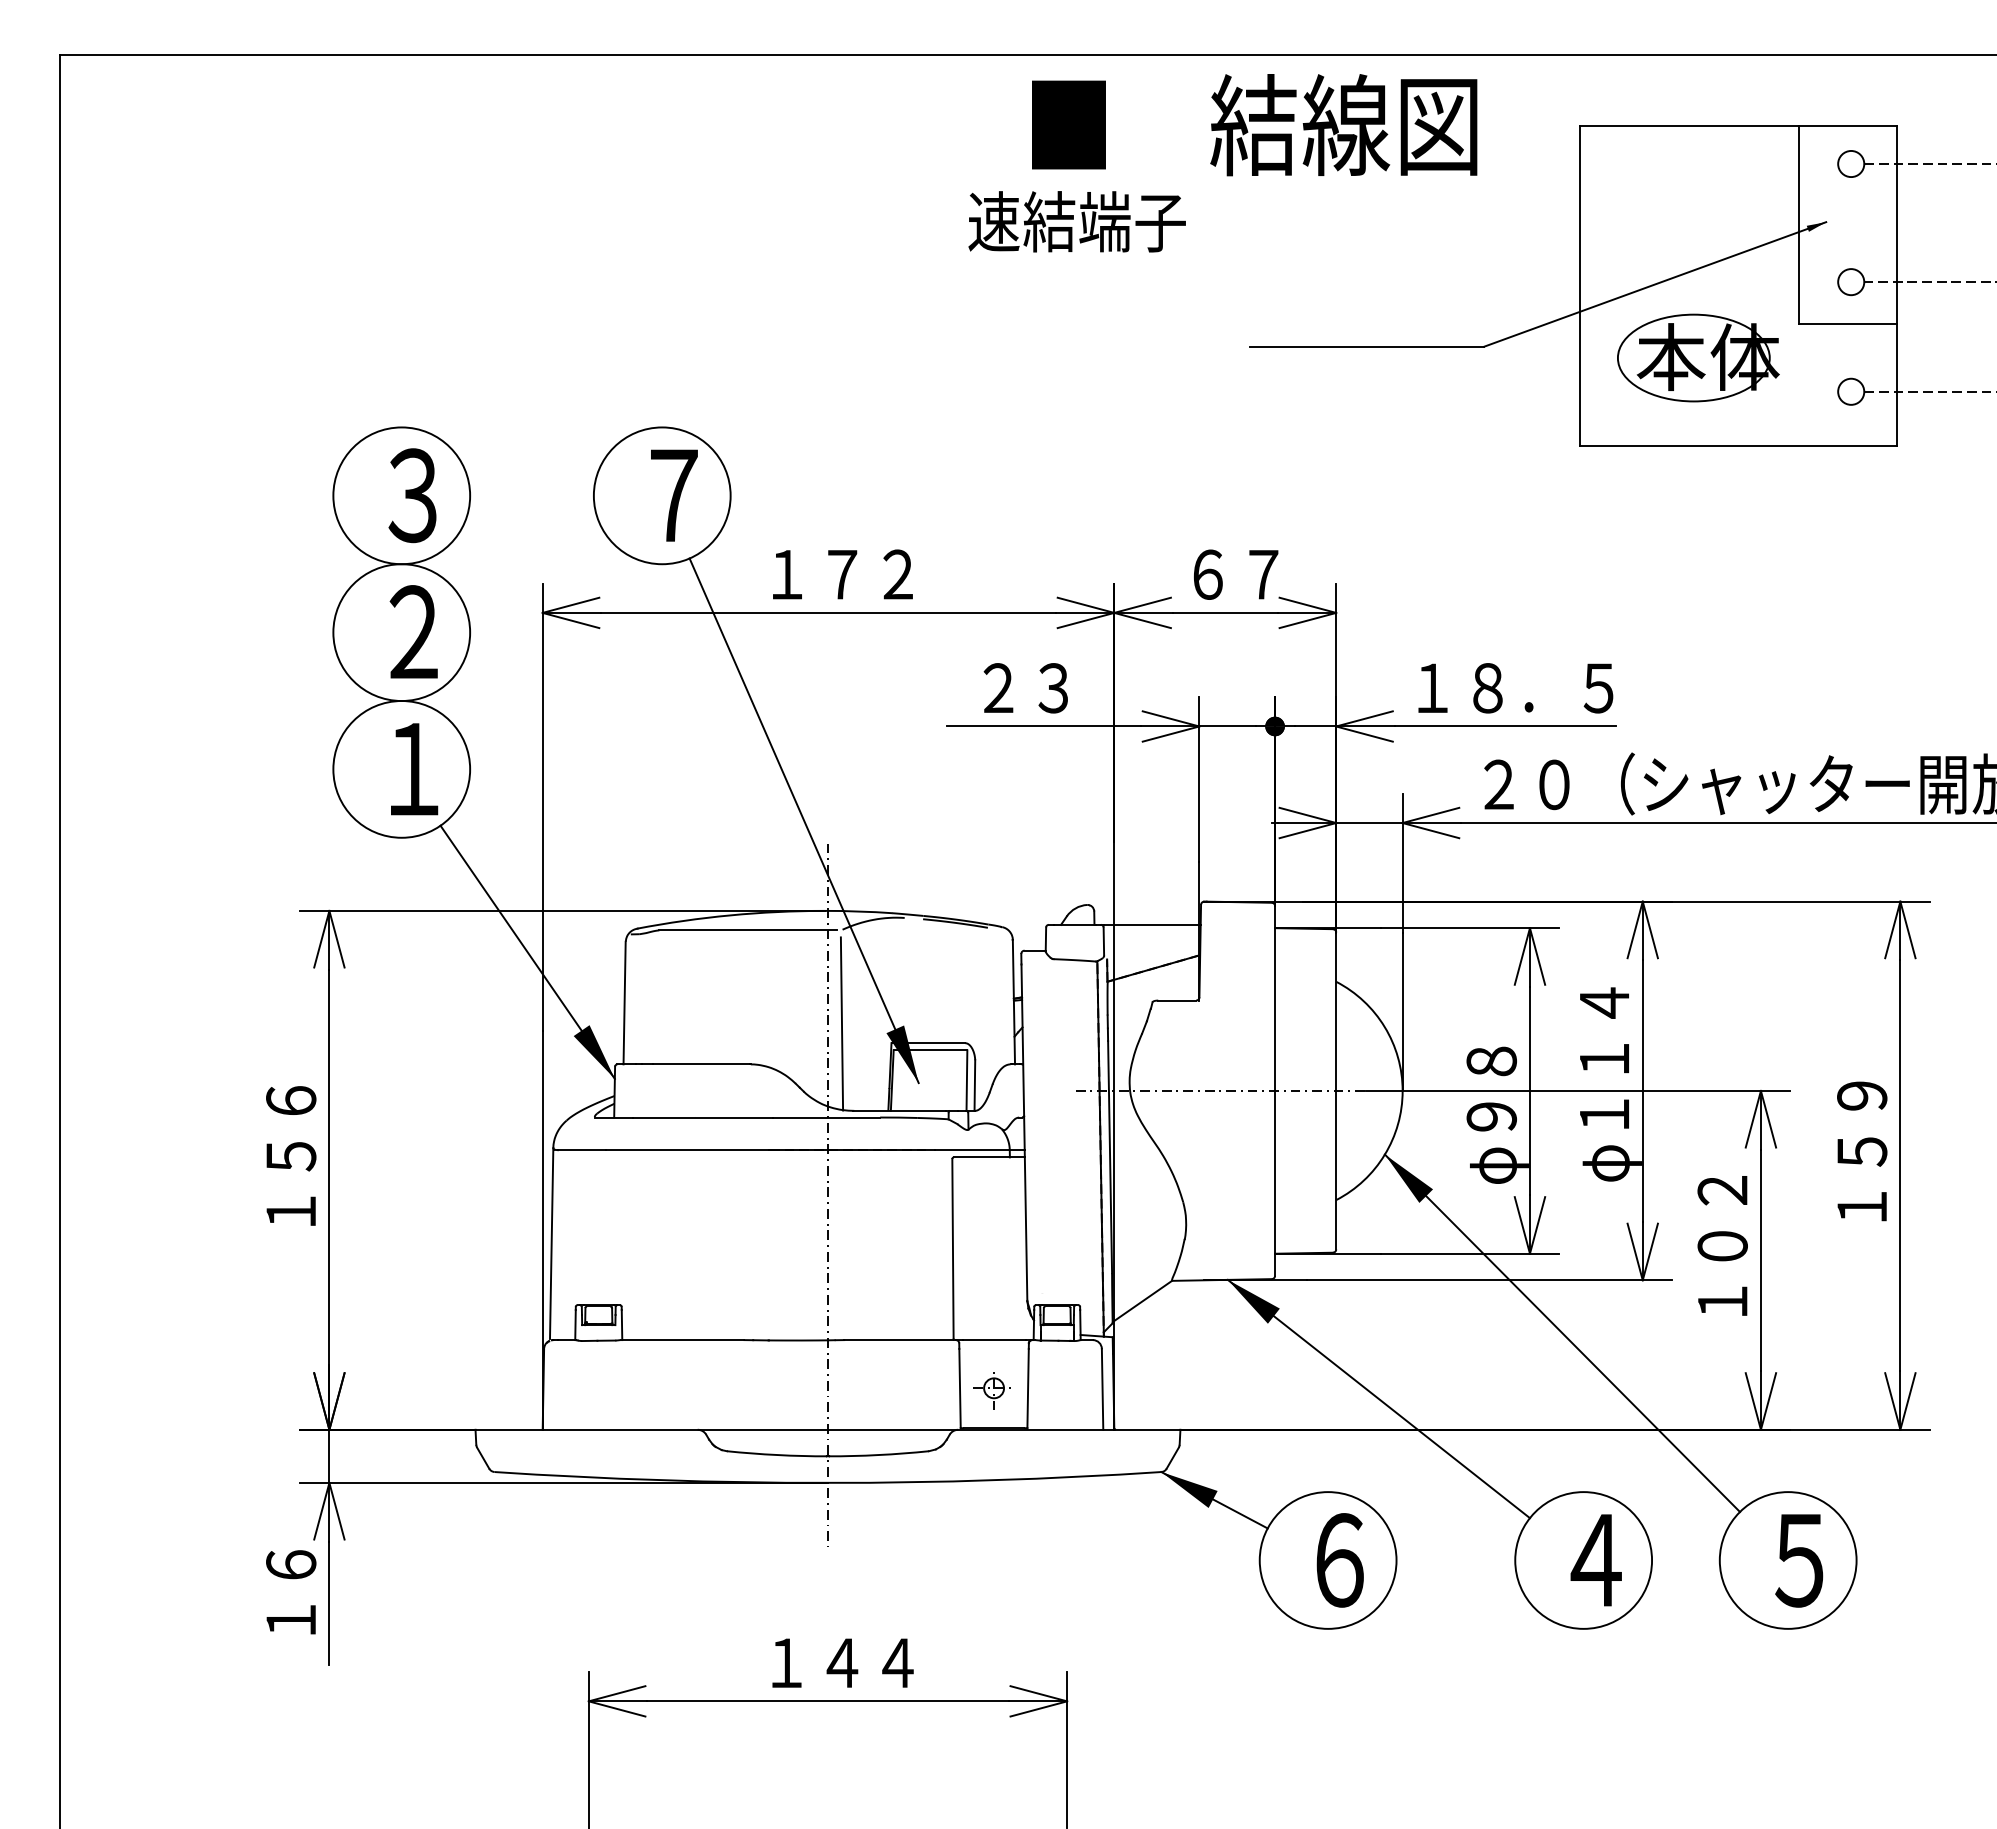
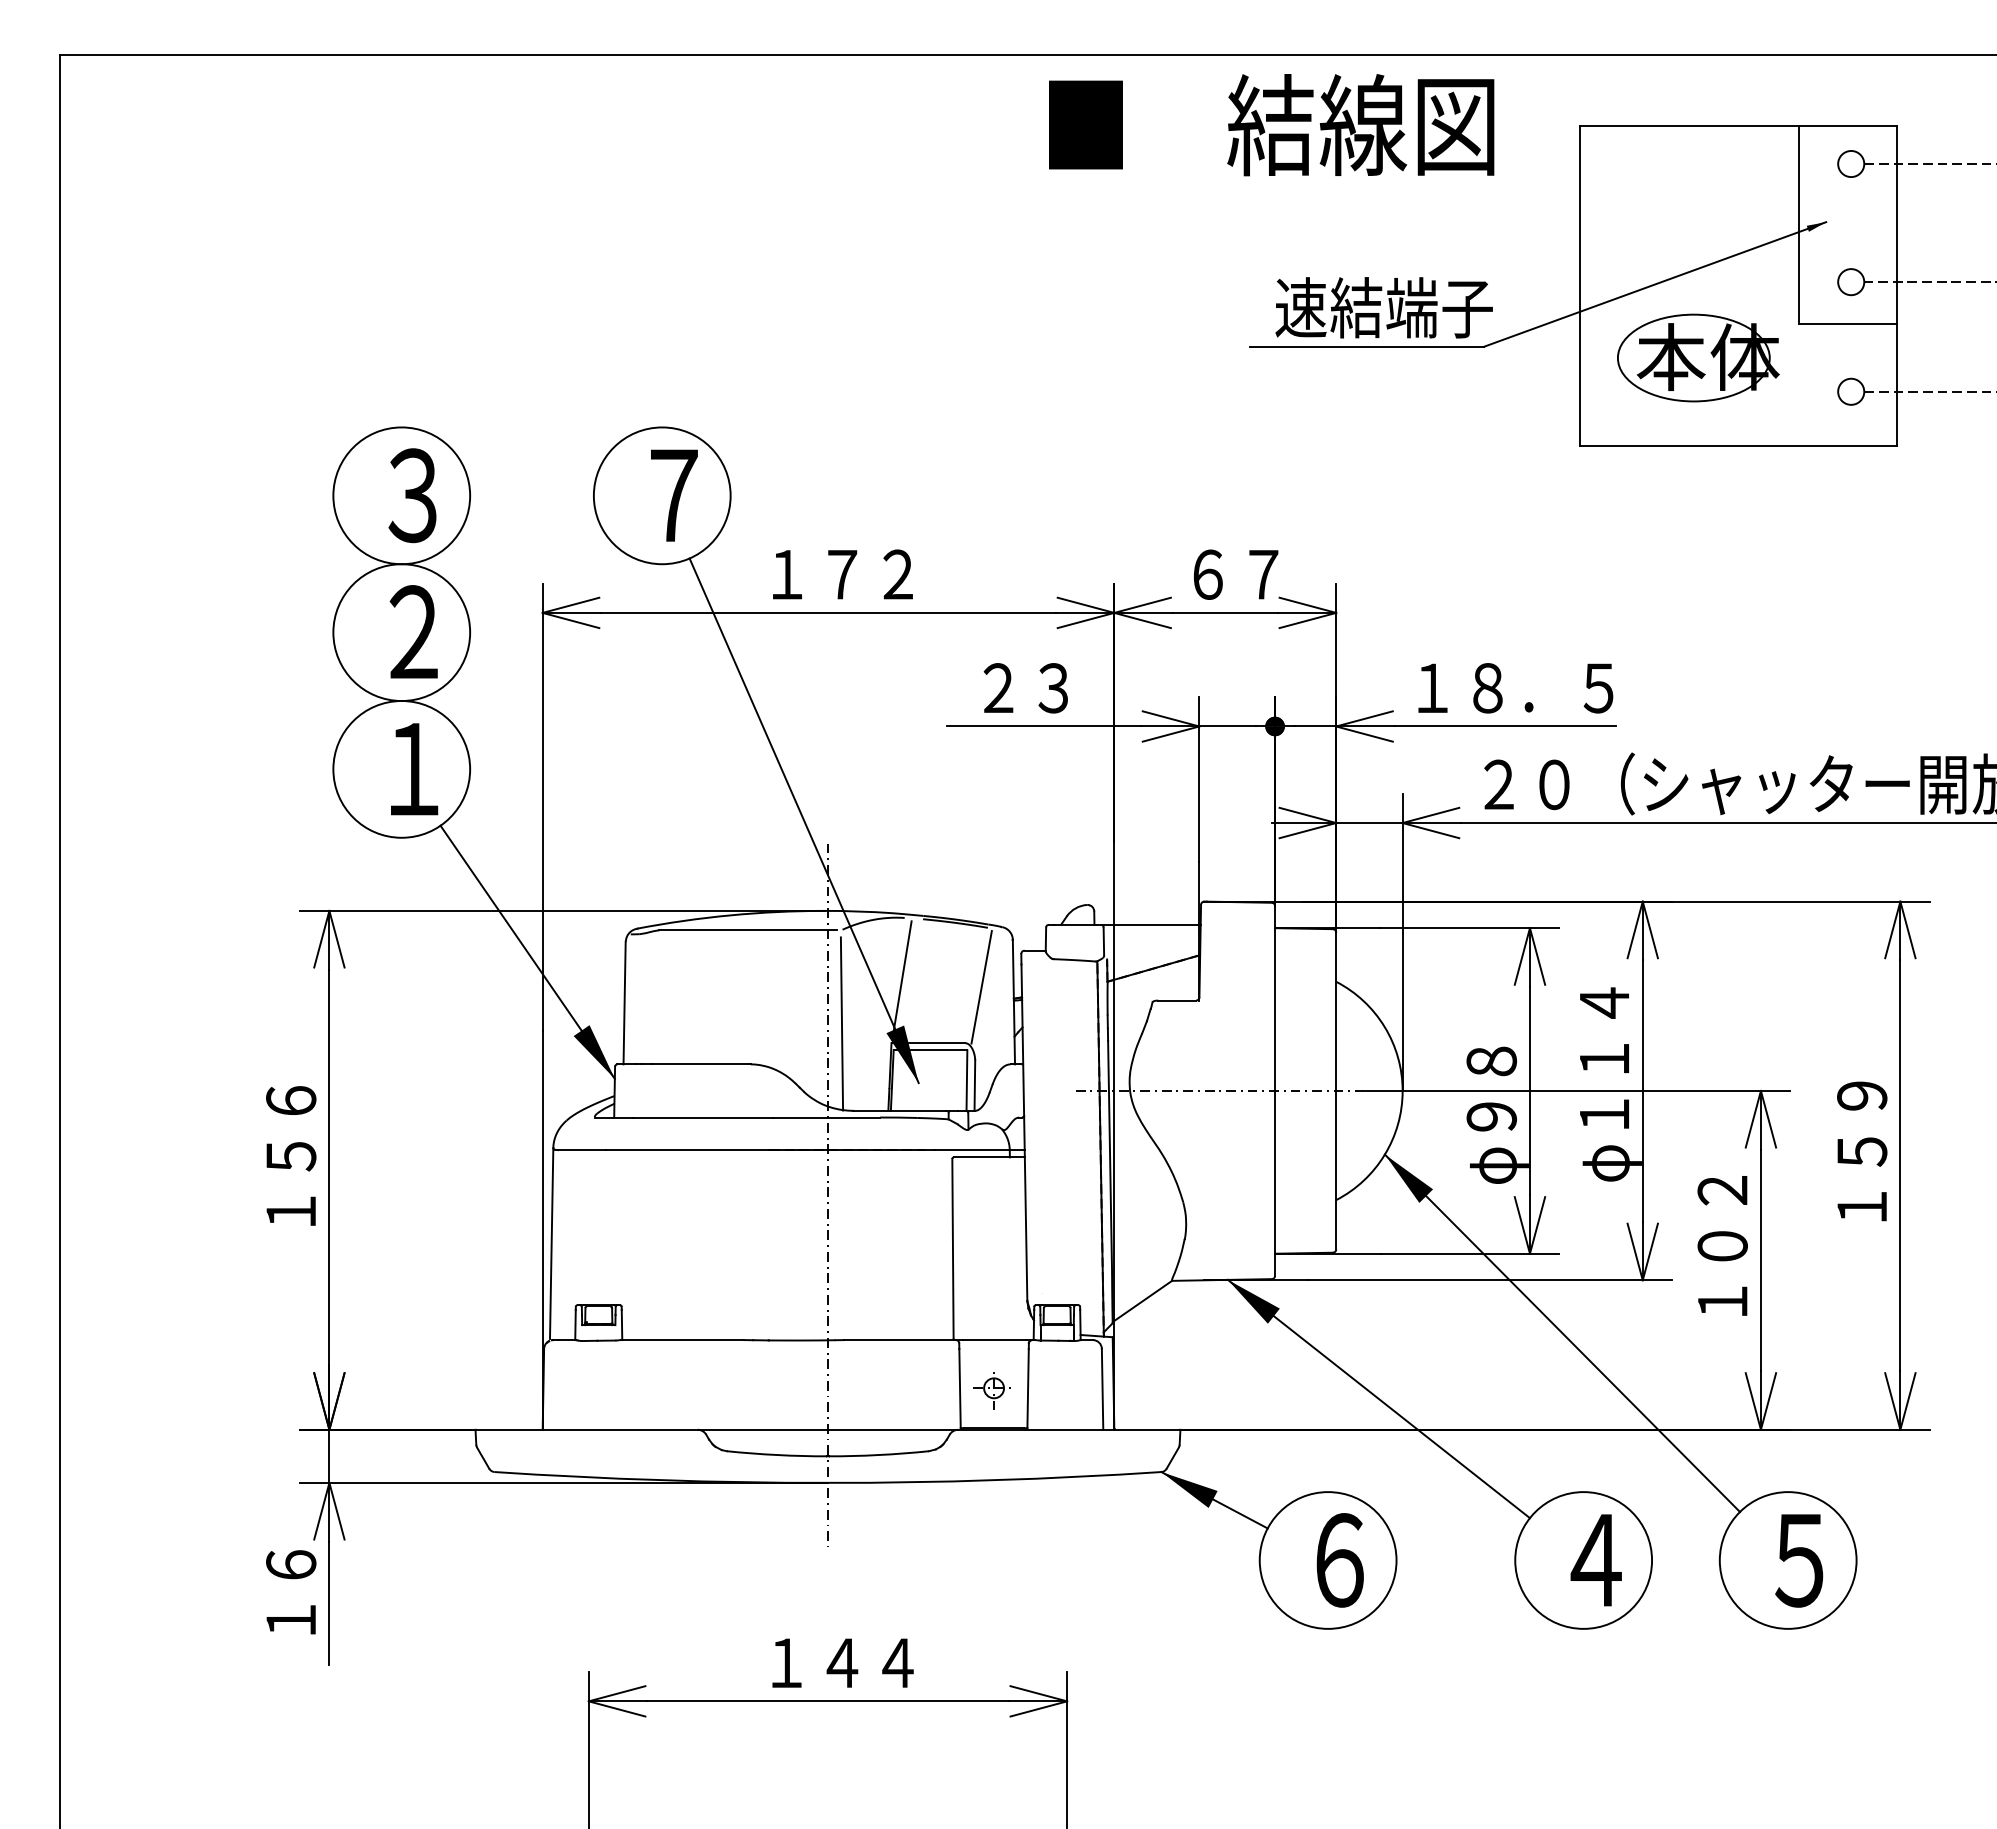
text position: (1254, 125) -> (1271, 125) (1271, 125)
text position: (1076, 221) -> (1383, 307) (1383, 307)
line: none -> present (901, 980)
line: none -> present (981, 987)
